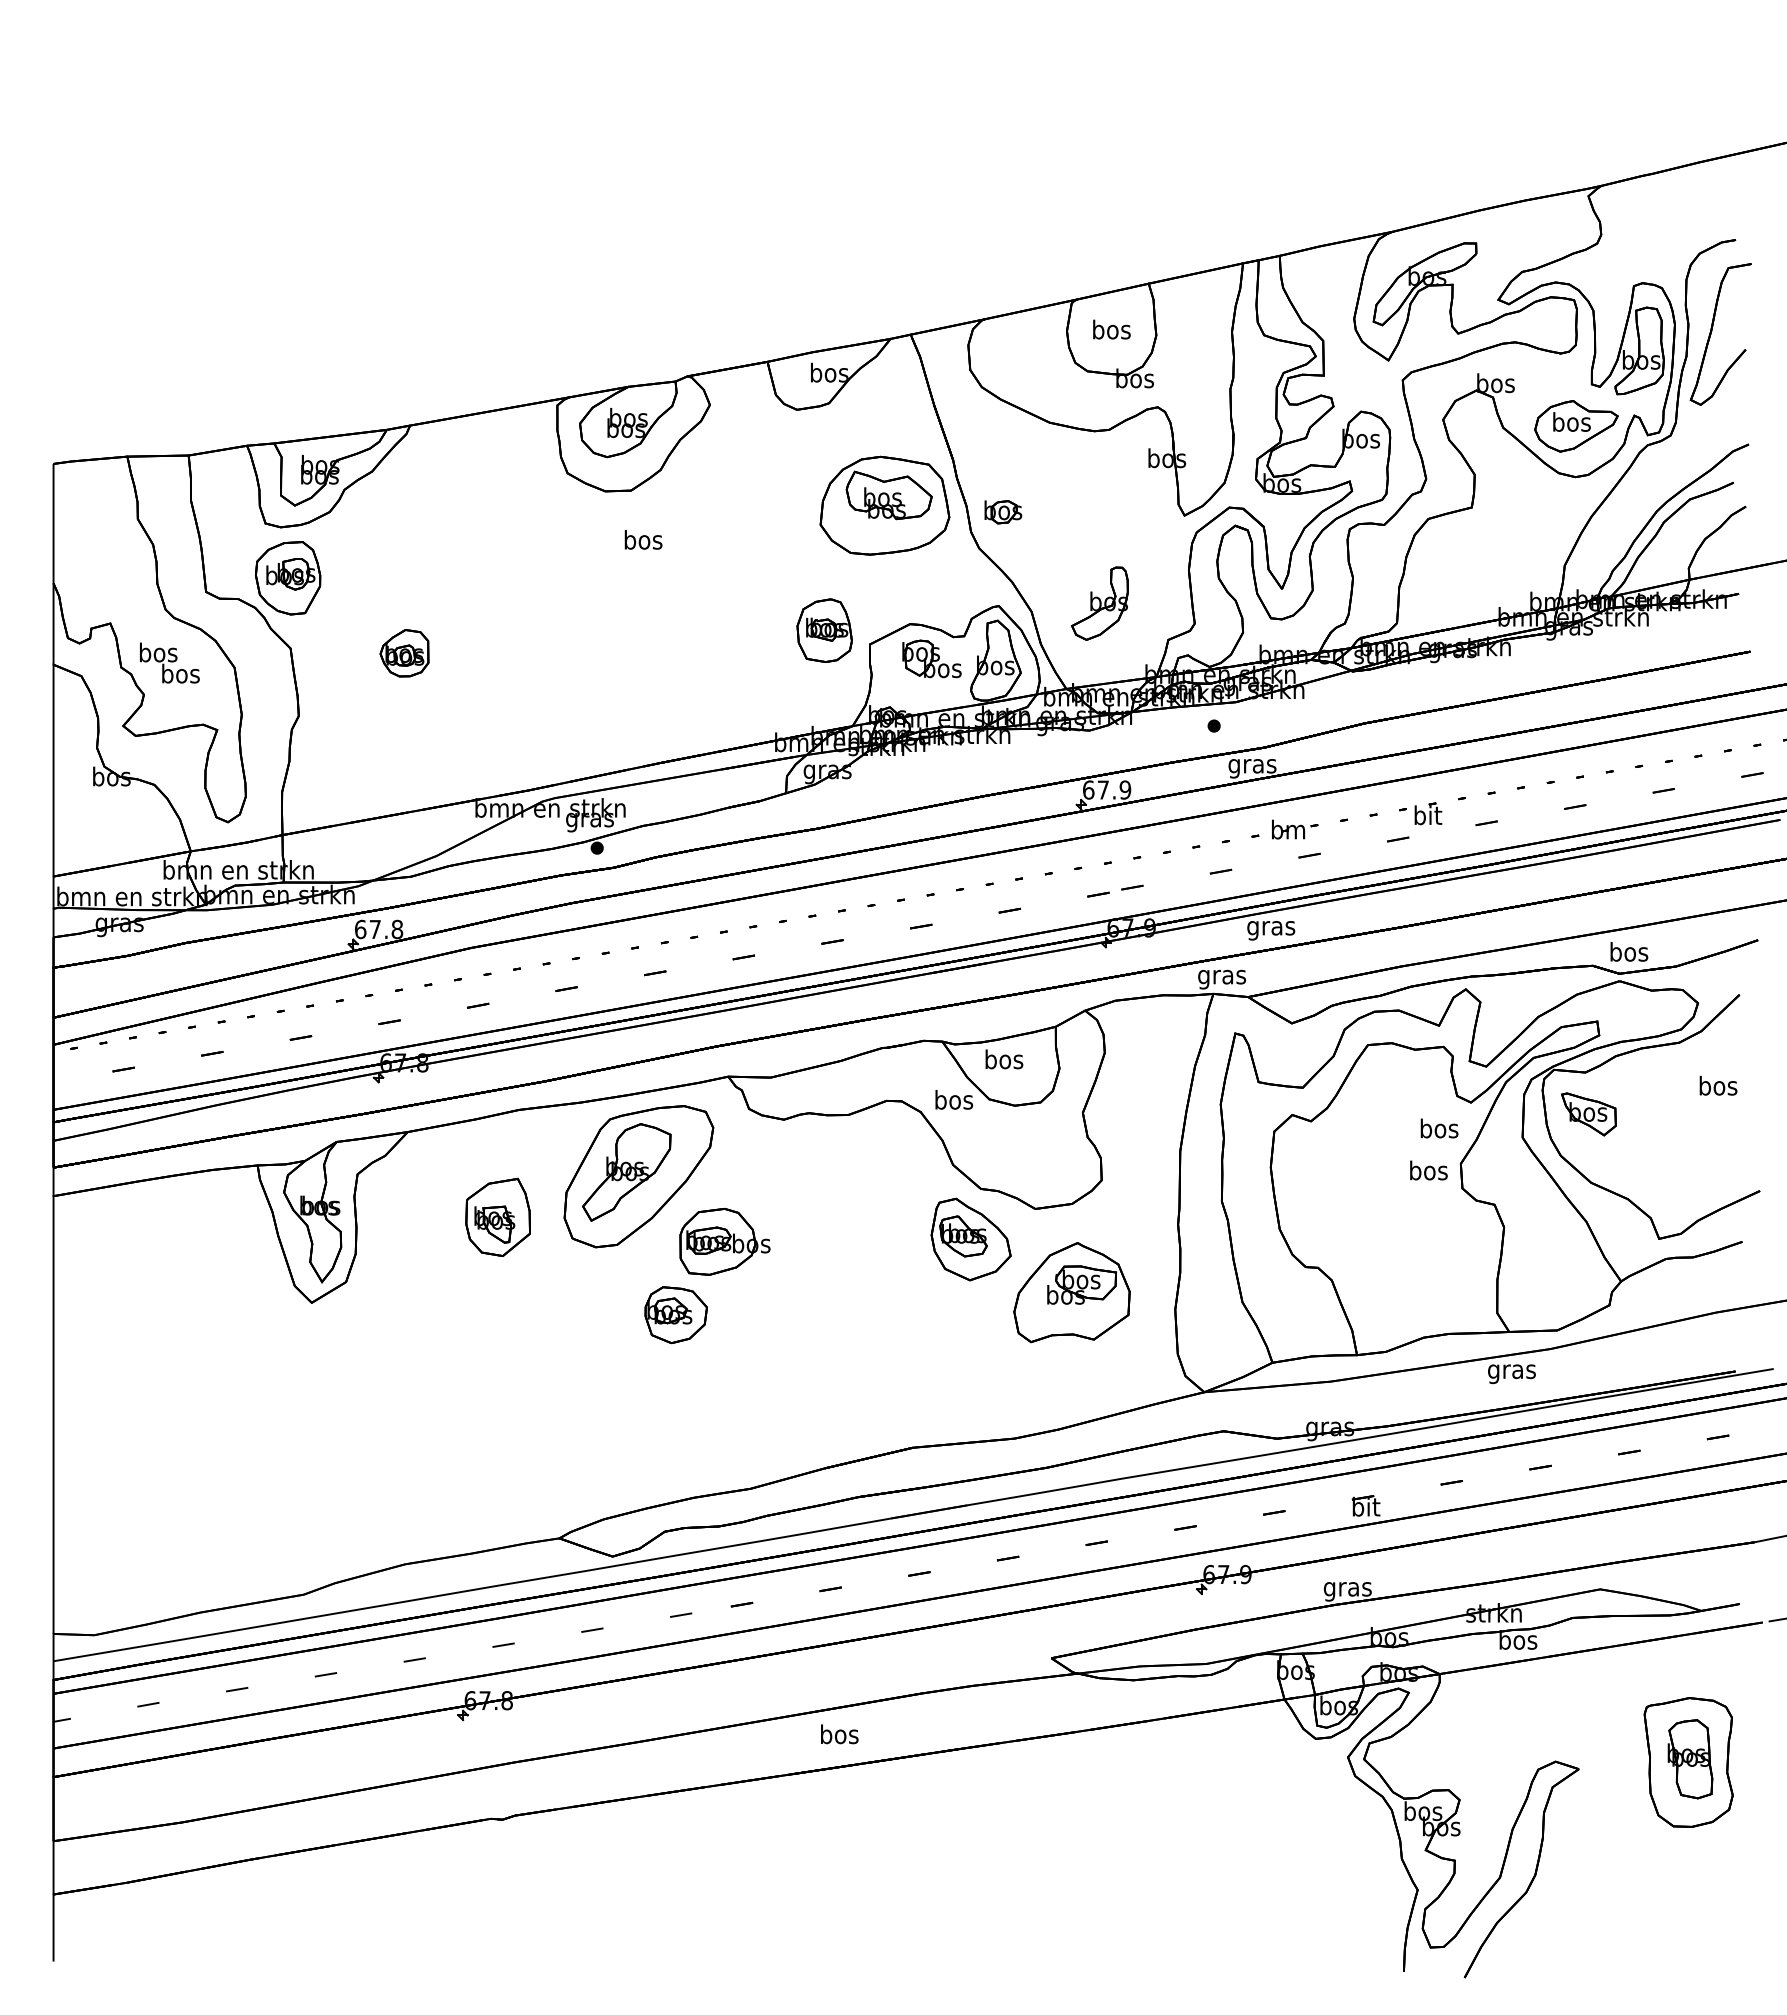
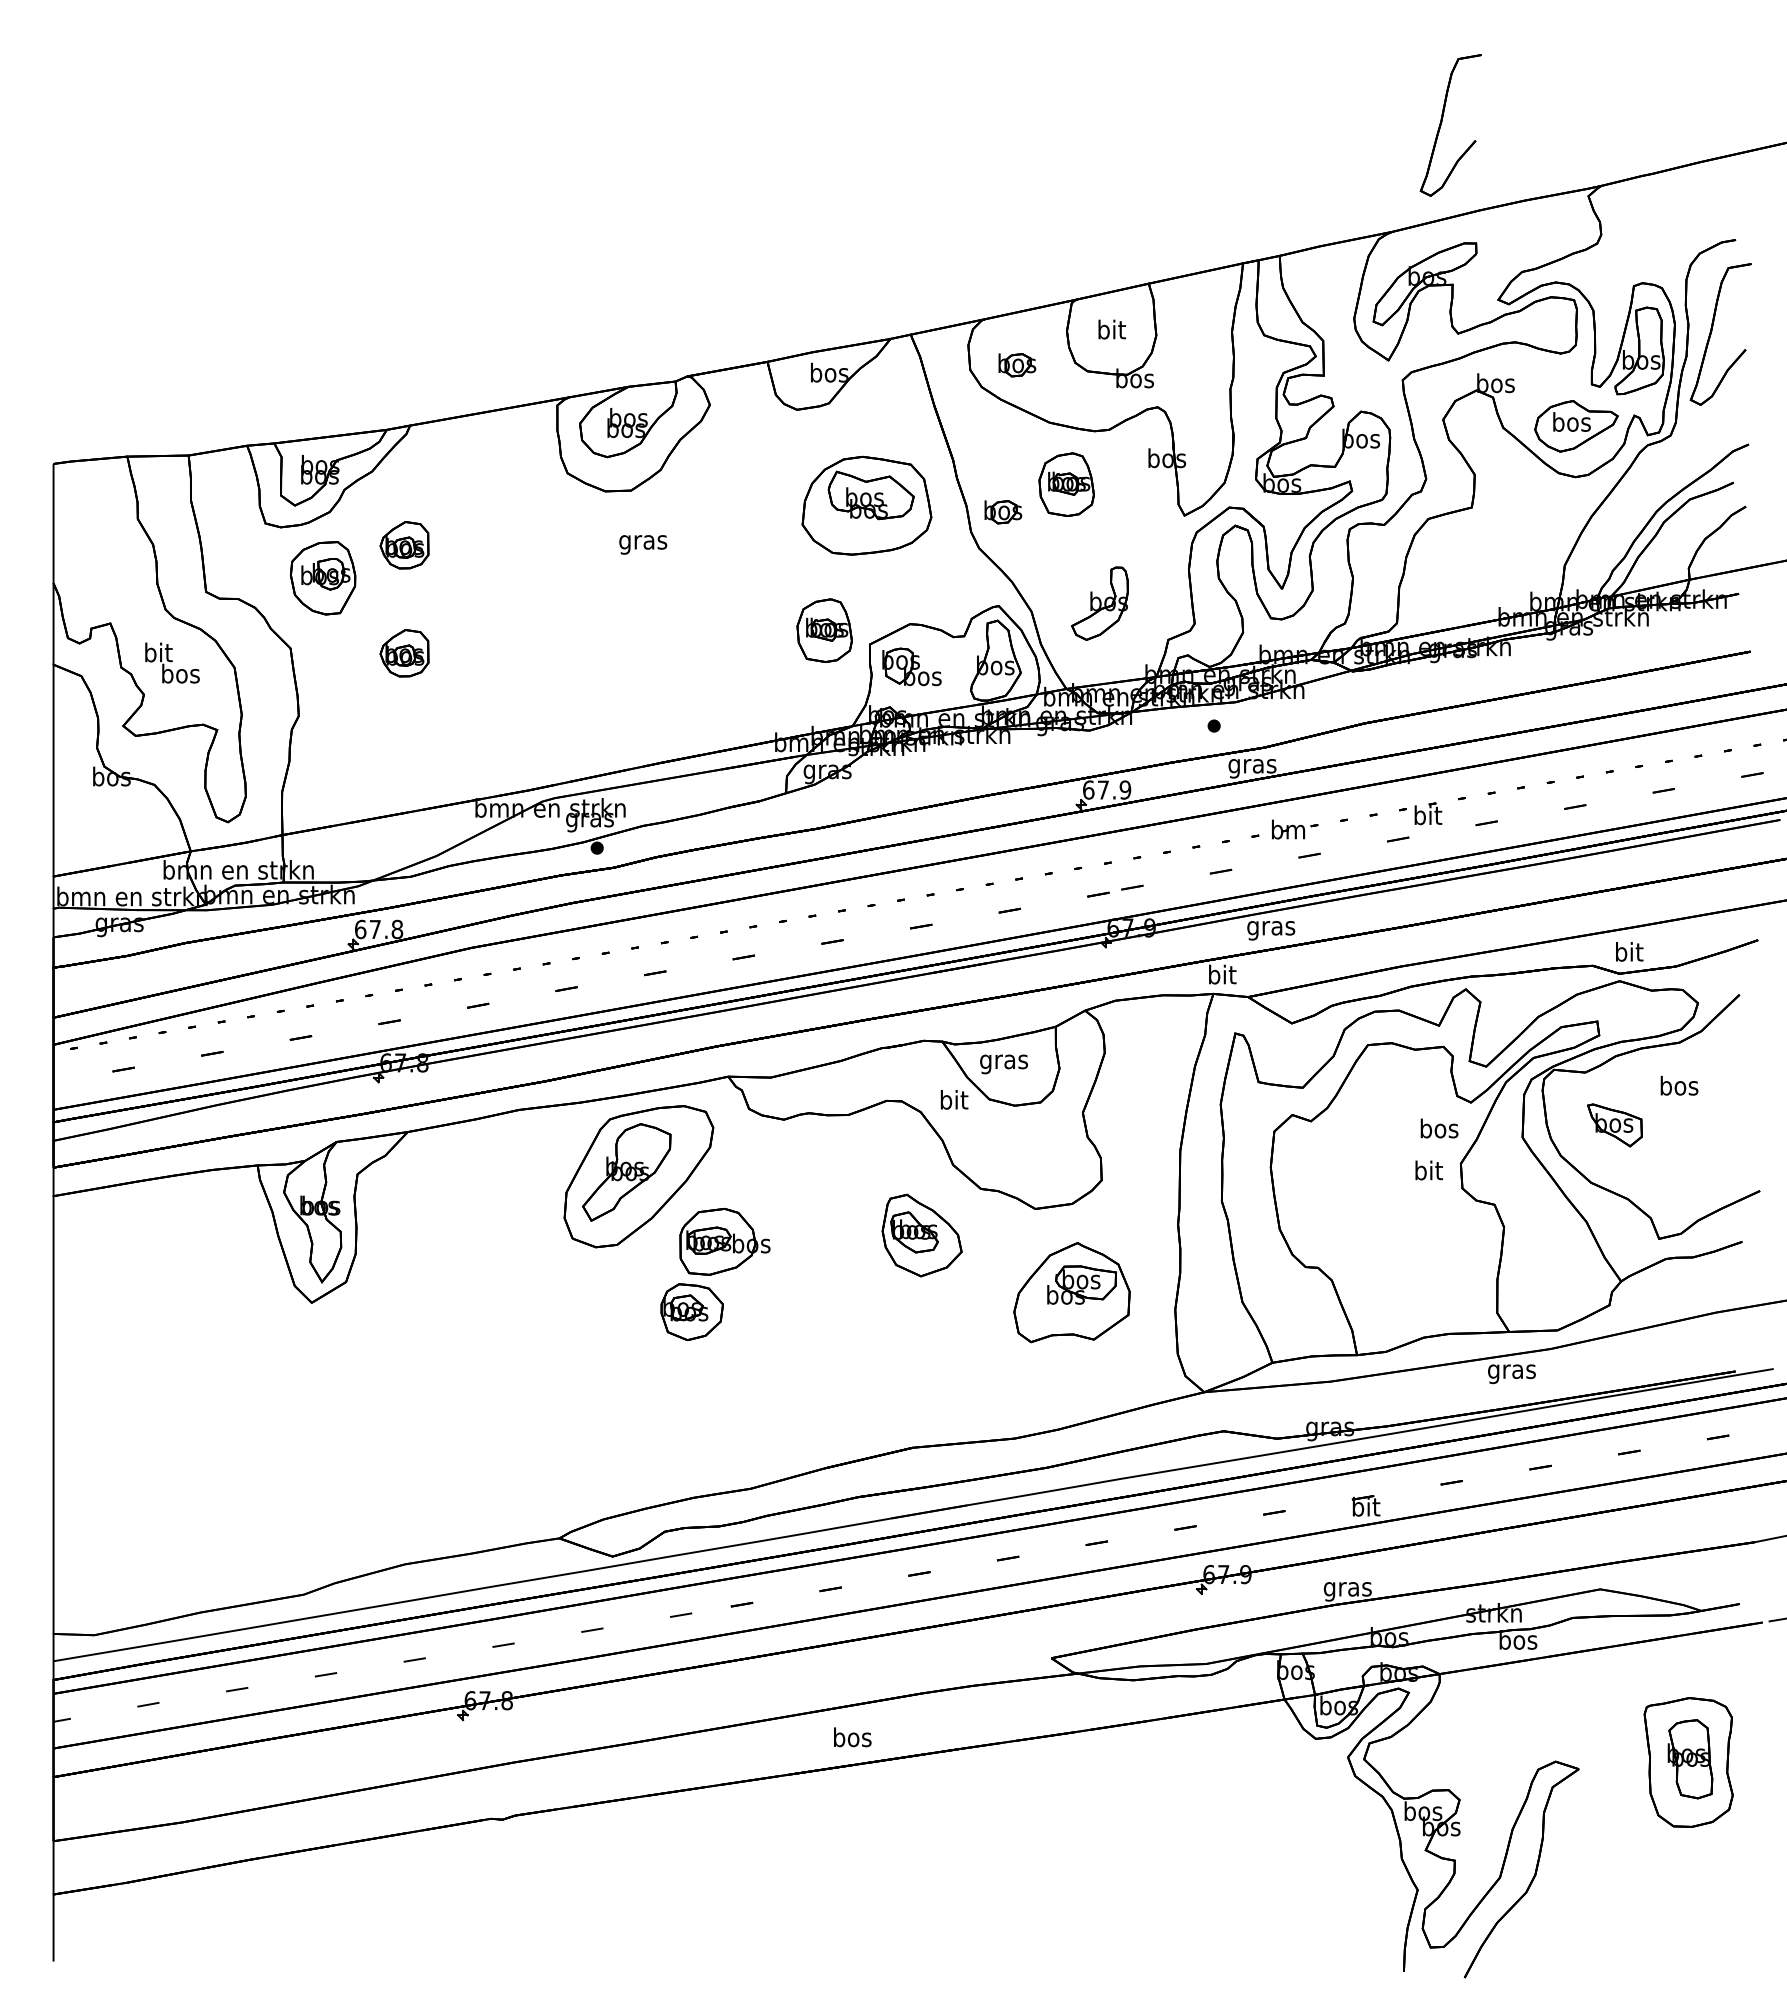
part: none -> present (1442, 122)
text: bos -> bit (1111, 329)
part: none -> present (1017, 365)
part: none -> present (1066, 484)
part position: (884, 505) -> (866, 505) (866, 505)
text: bos -> gras (643, 542)
part: none -> present (404, 545)
part position: (288, 578) -> (323, 578) (323, 578)
text: bos -> bit (158, 652)
part position: (931, 658) -> (911, 666) (911, 666)
text: bos -> bit (1629, 951)
text: gras -> bit (1222, 976)
text: bos -> gras (1003, 1061)
text position: (1718, 1085) -> (1679, 1085) (1679, 1085)
text: bos -> bit (954, 1099)
part position: (1588, 1114) -> (1614, 1125) (1614, 1125)
text: bos -> bit (1428, 1170)
part: present -> none (497, 1216)
part position: (970, 1239) -> (921, 1235) (921, 1235)
part position: (675, 1315) -> (691, 1312) (691, 1312)
text position: (839, 1734) -> (852, 1737) (852, 1737)
